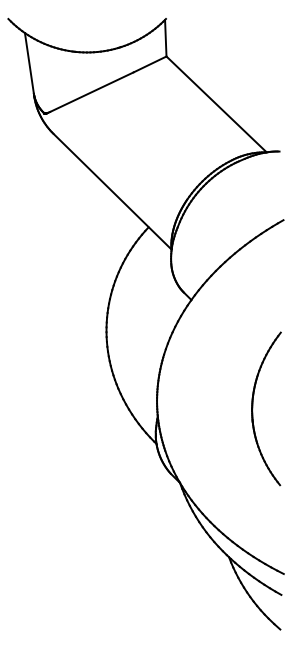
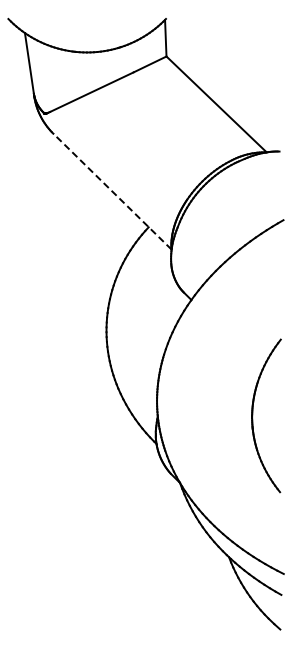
line: solid -> dashed (112, 191)
part position: (253, 408) -> (253, 415) (253, 415)
